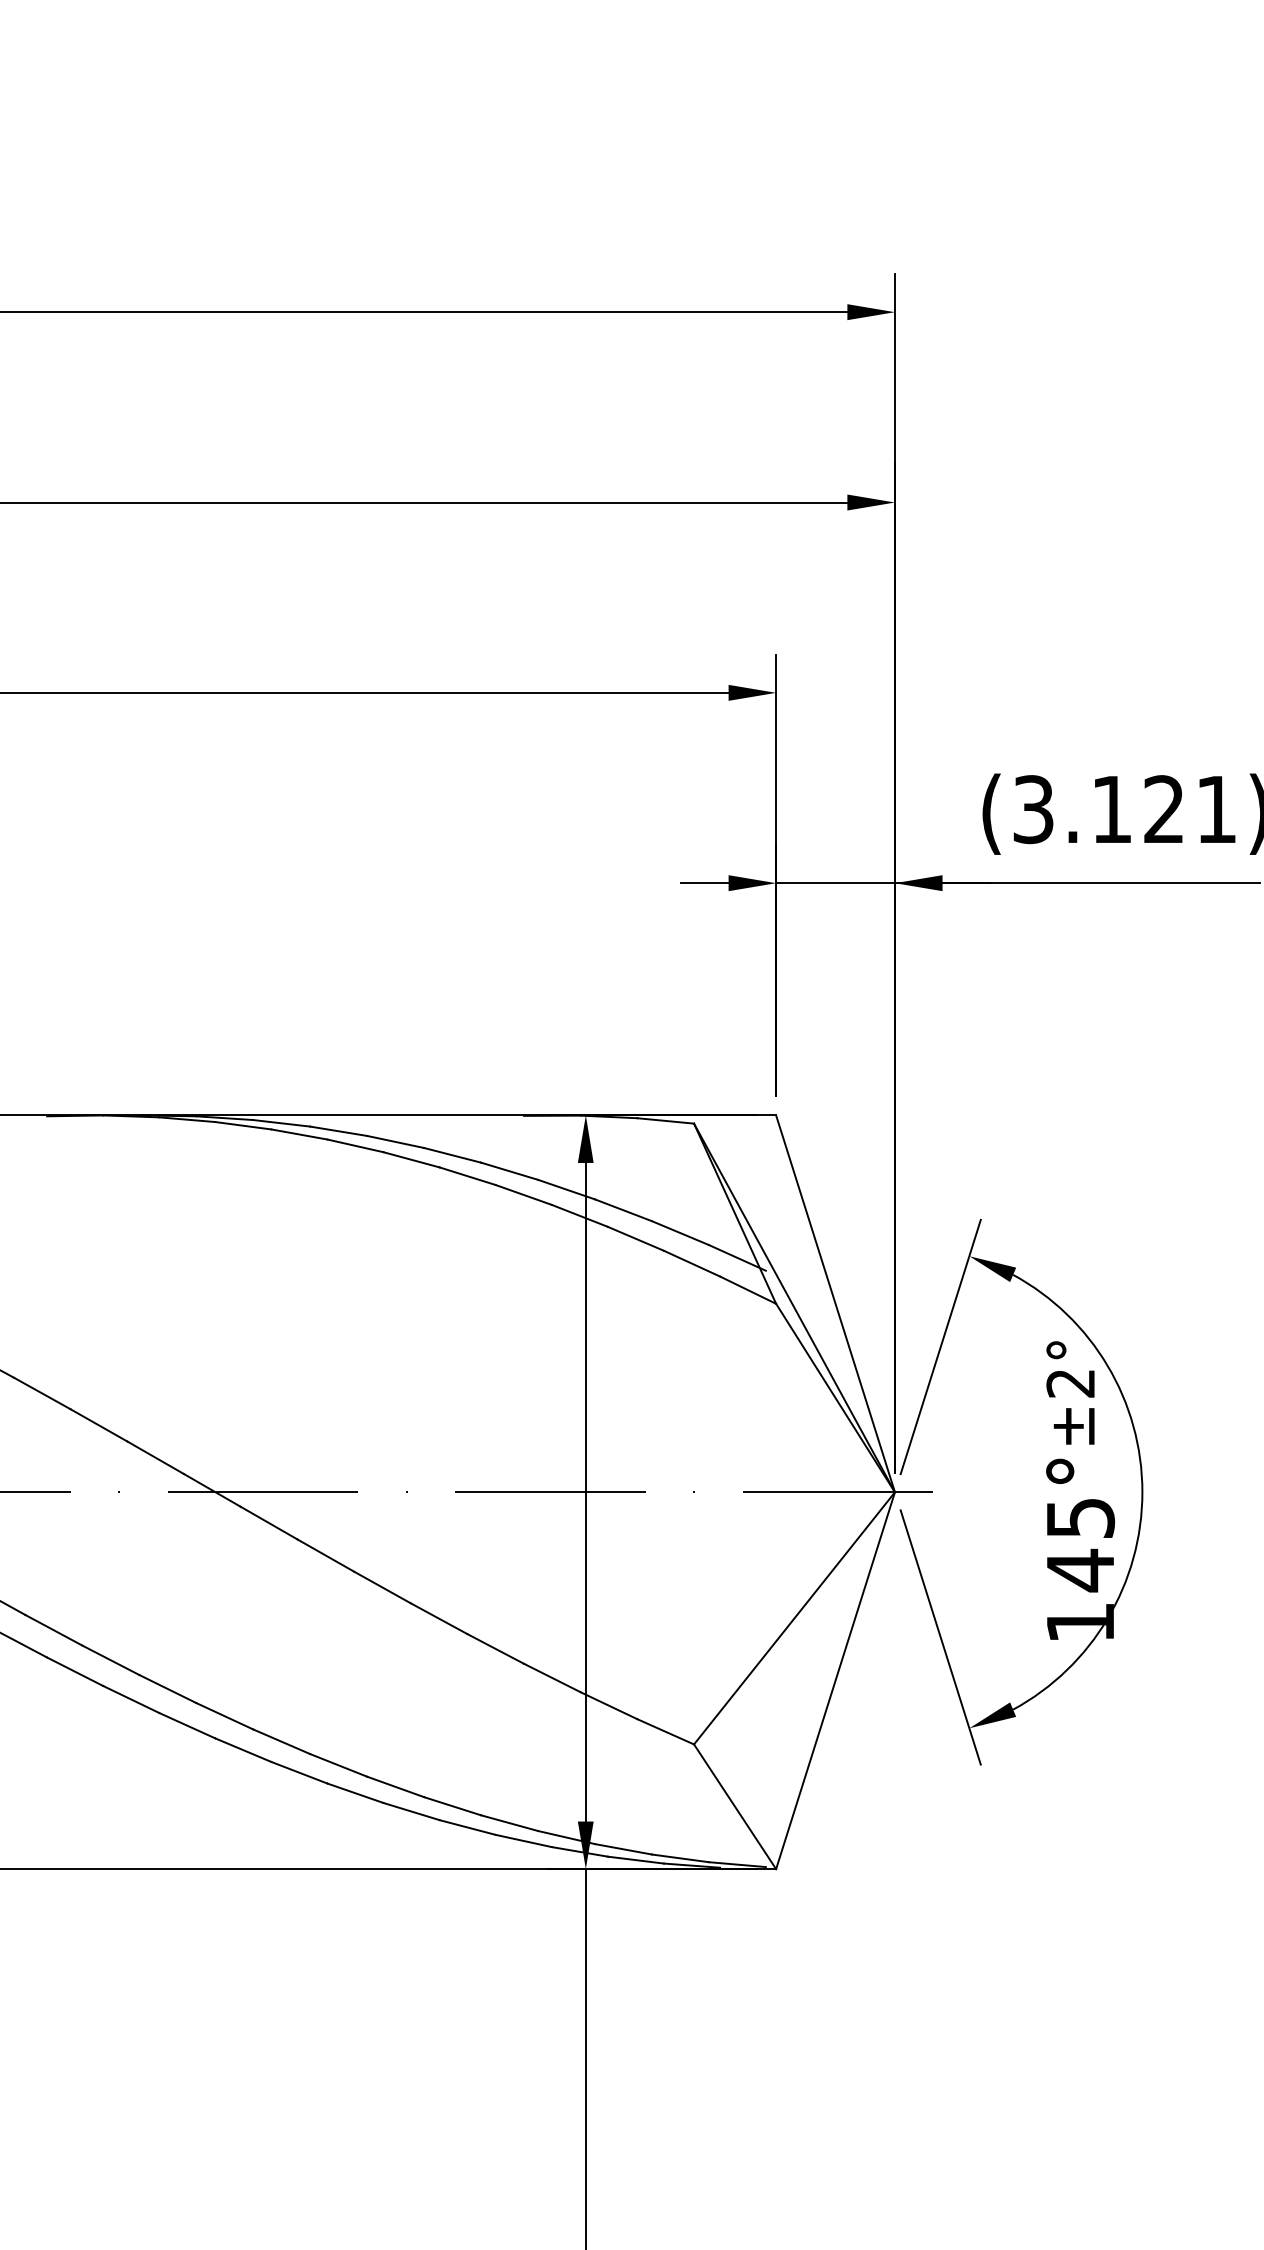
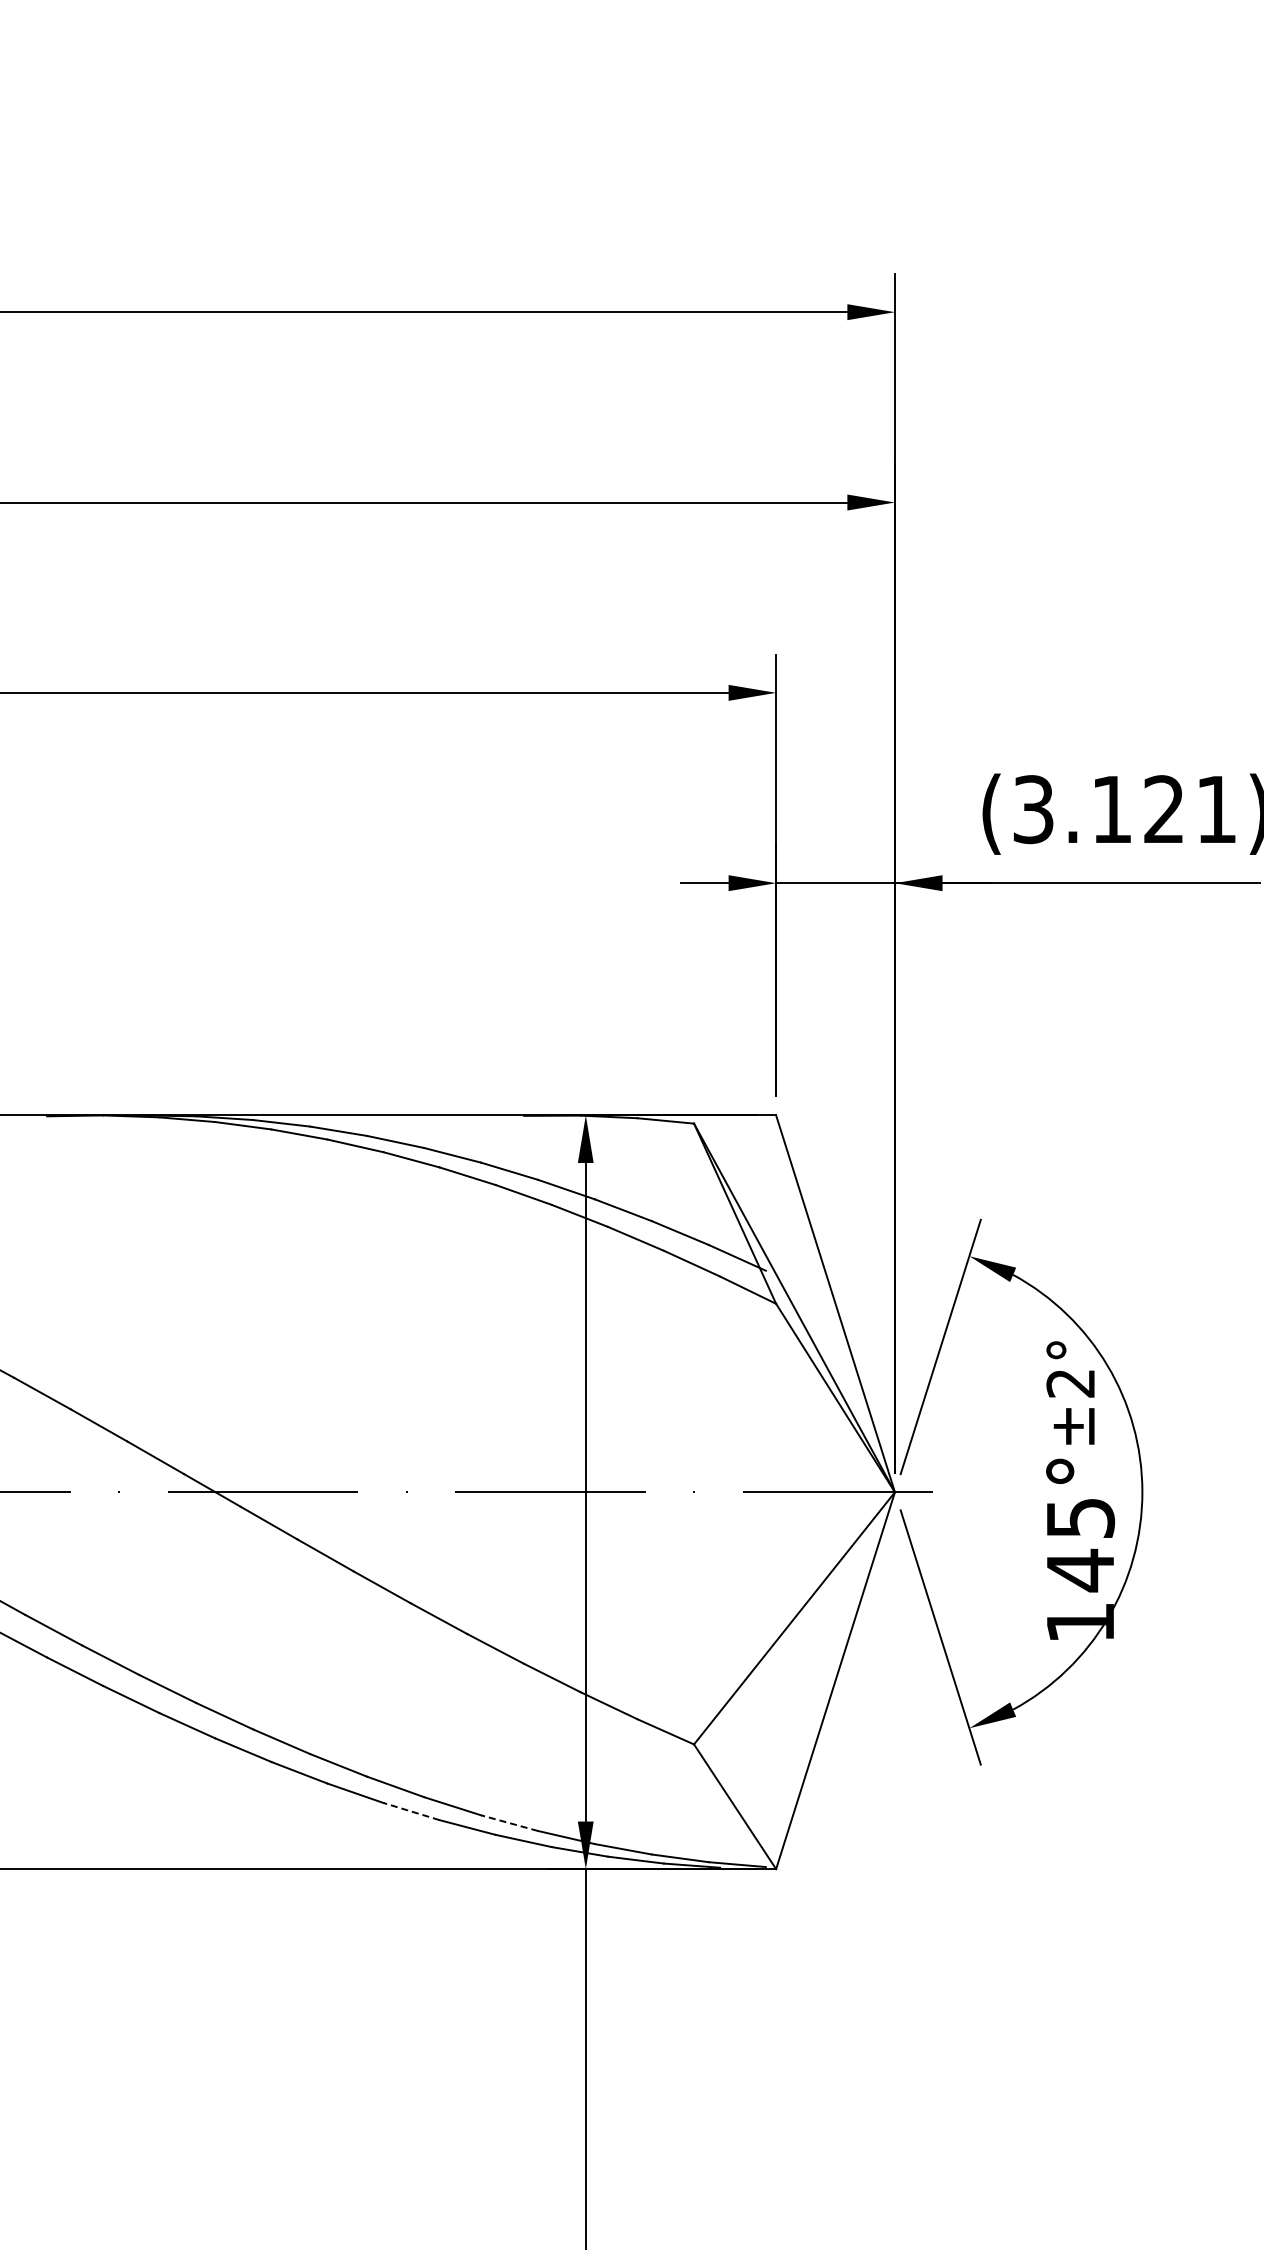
line: solid -> dashed (411, 1811)
line: solid -> dashed (509, 1823)
